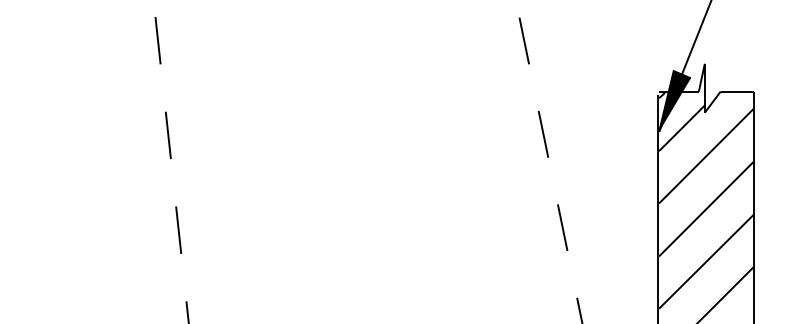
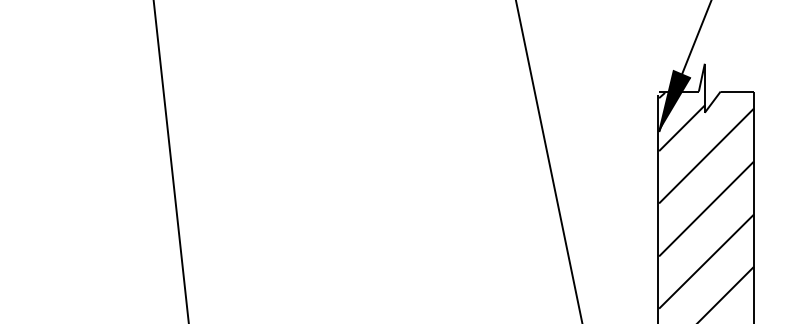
line: dashed -> solid (549, 161)
line: dashed -> solid (171, 162)
